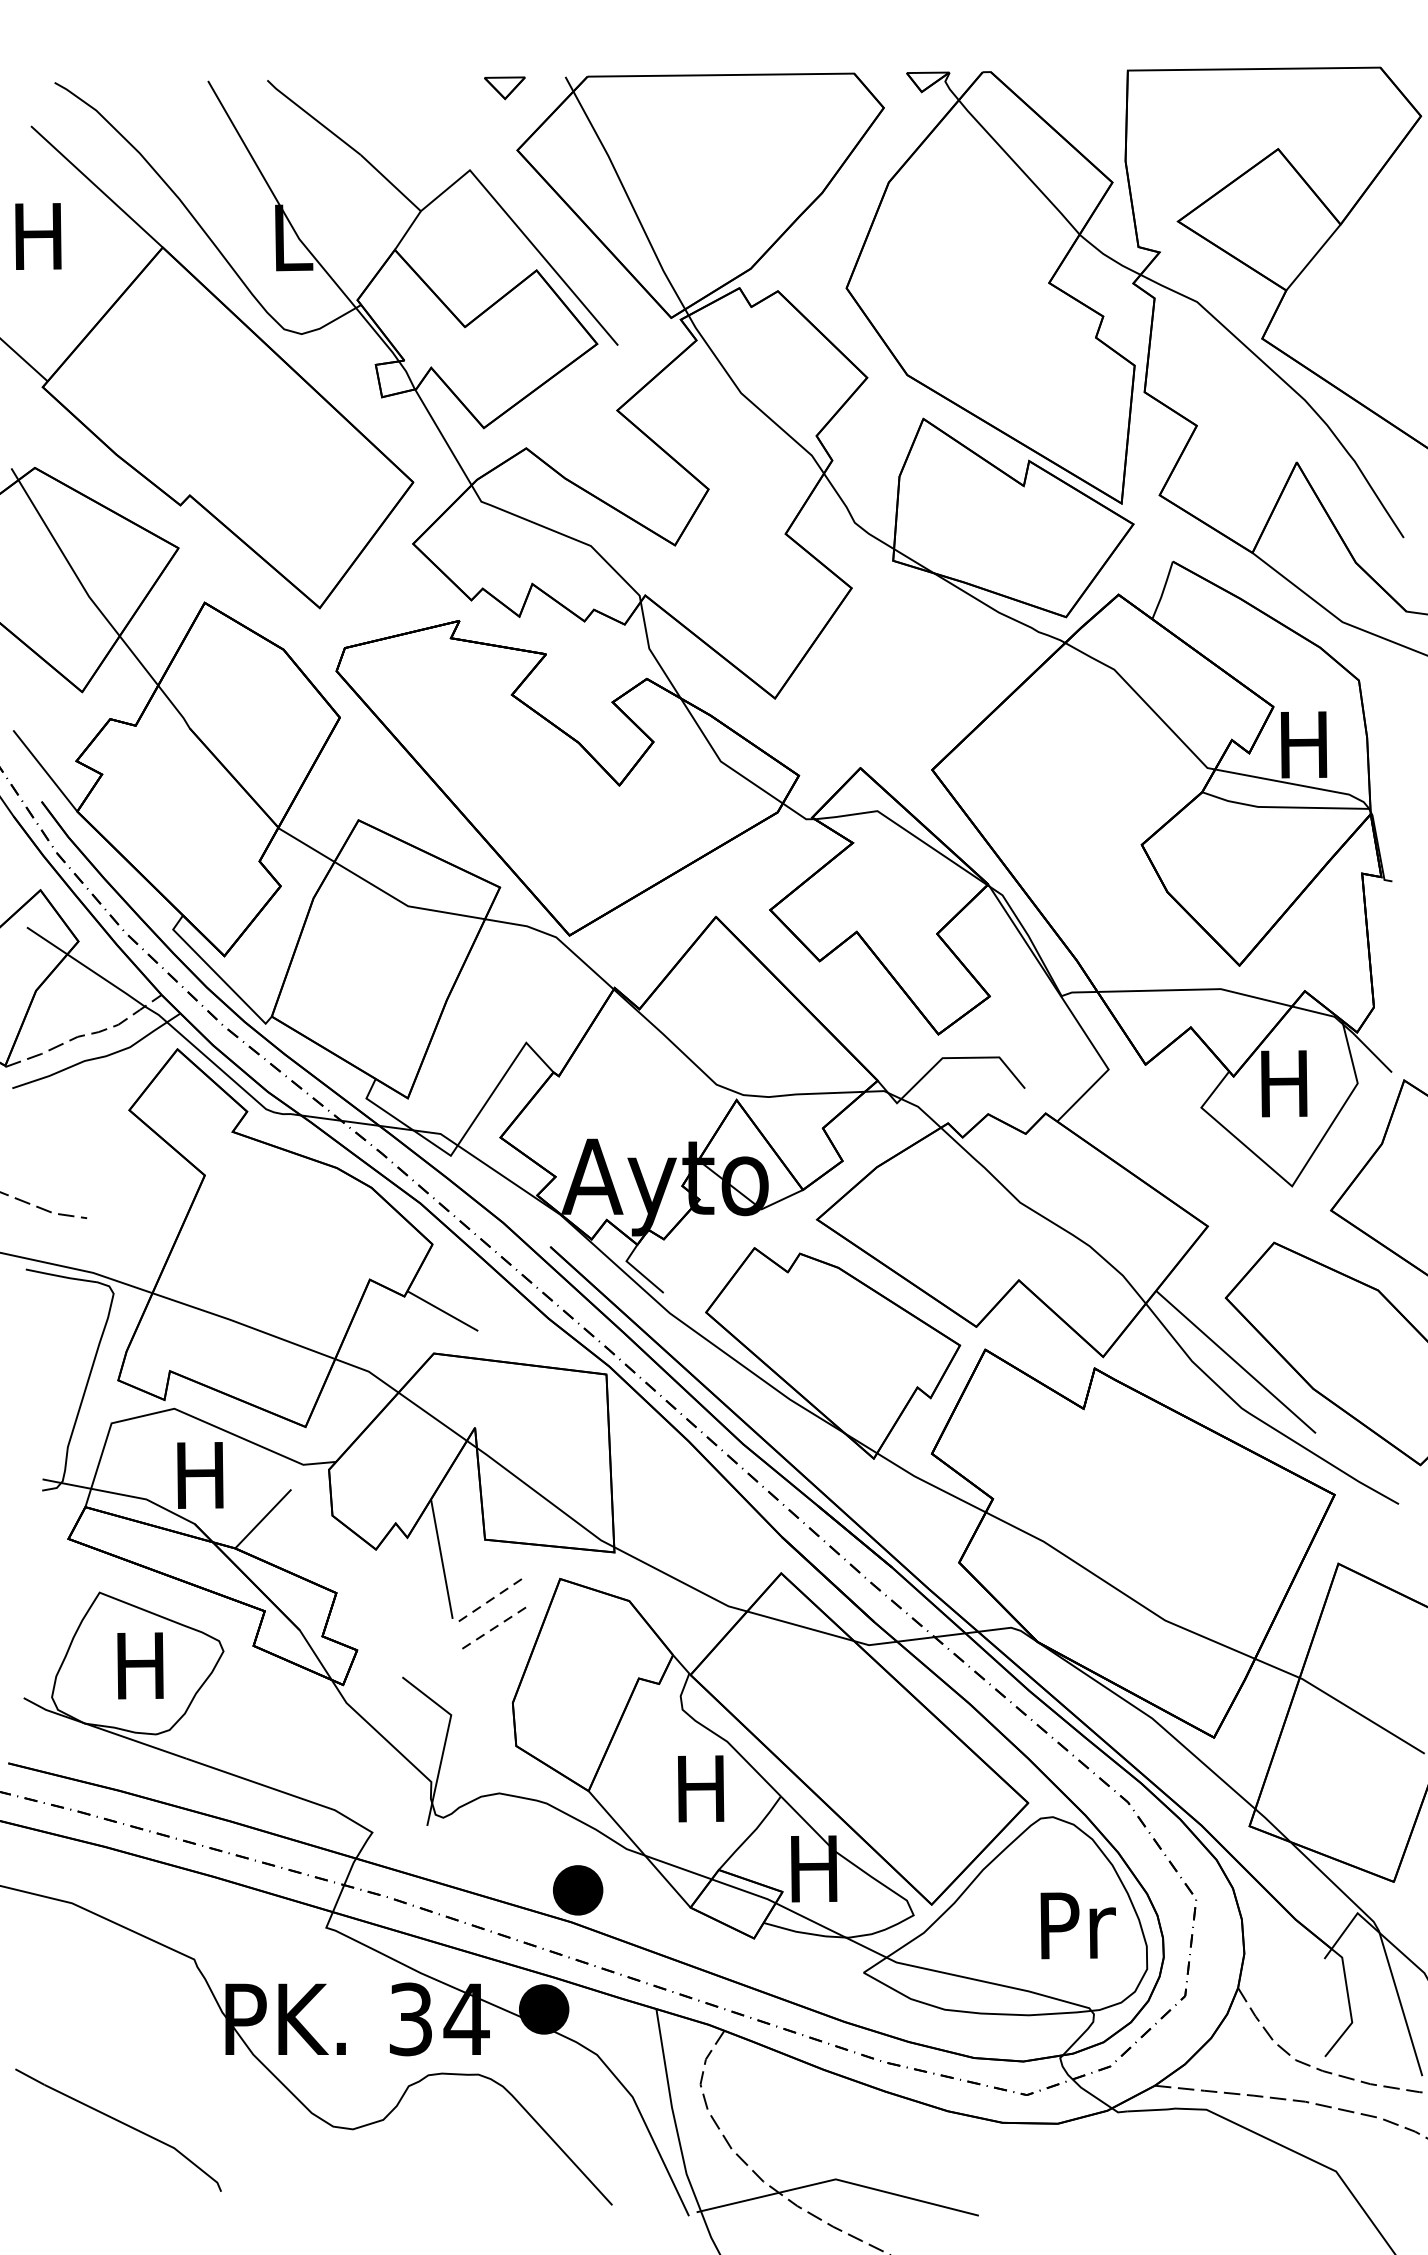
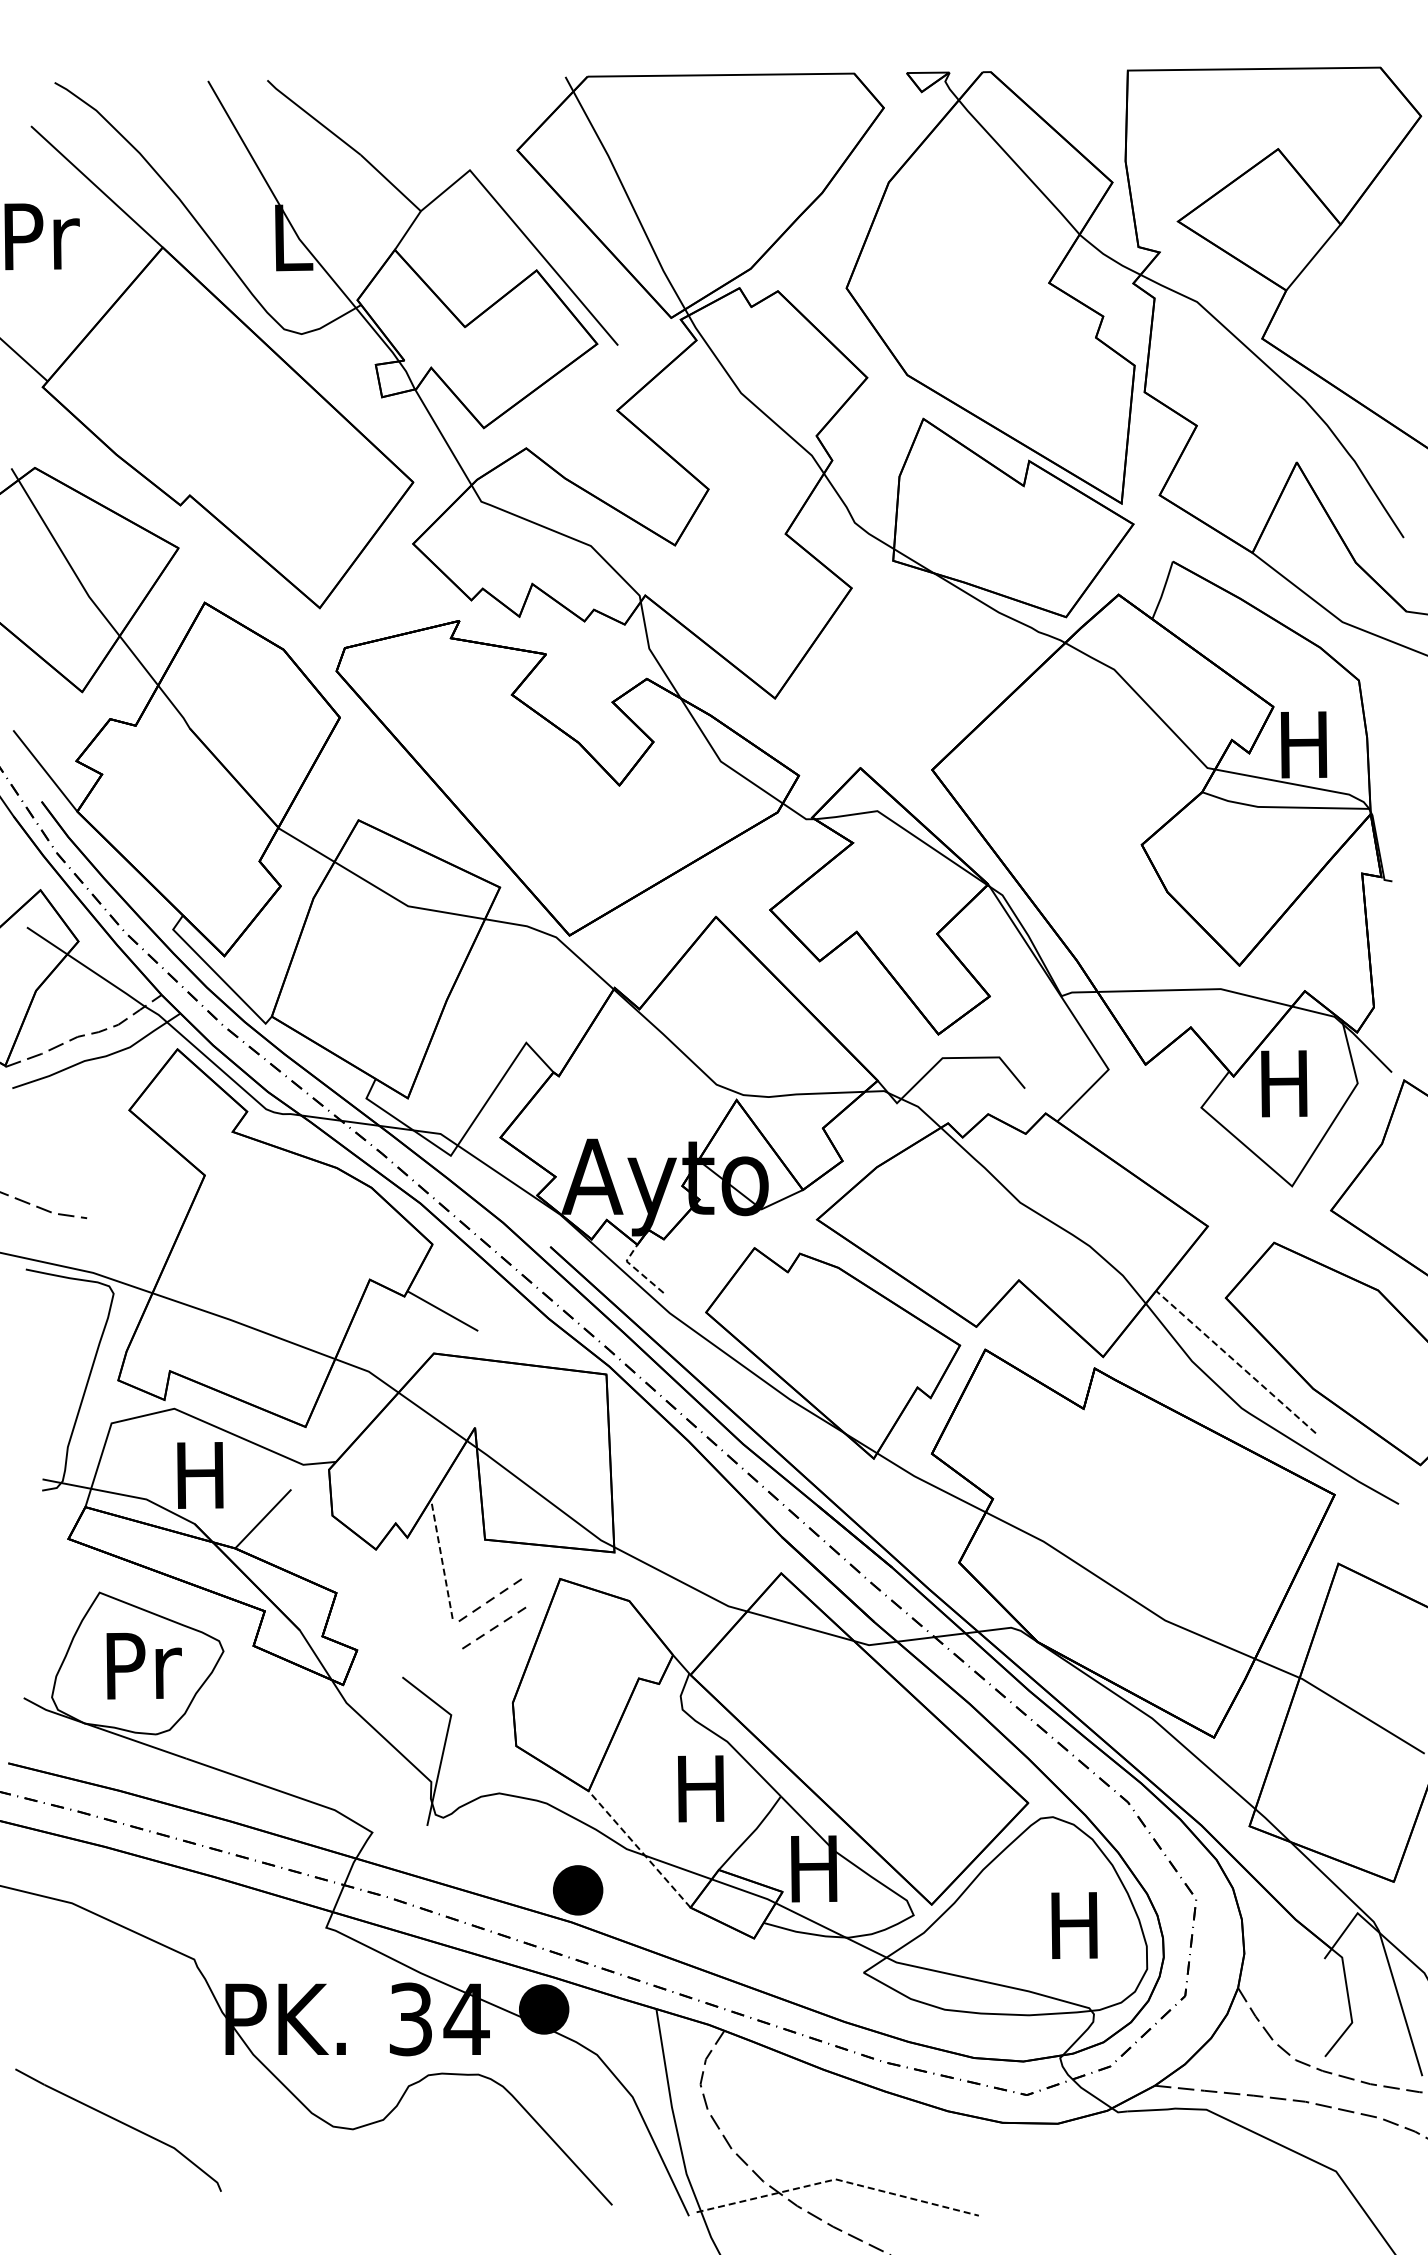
part: present -> none (504, 88)
text: H -> Pr (41, 236)
line: solid -> dashed (637, 1270)
line: solid -> dashed (1235, 1361)
line: solid -> dashed (441, 1559)
text: H -> Pr (143, 1665)
line: solid -> dashed (639, 1849)
text: Pr -> H (1077, 1925)
line: solid -> dashed (837, 2179)
